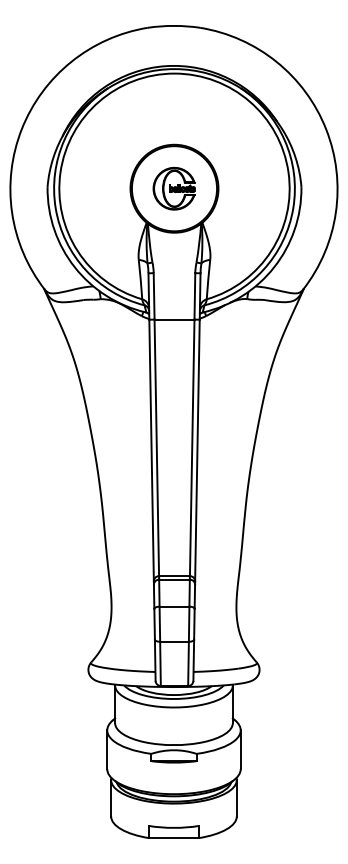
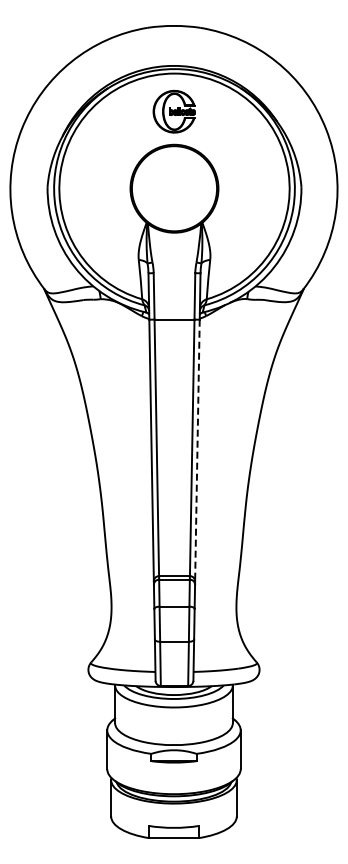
part position: (173, 188) -> (173, 111) (173, 111)
line: solid -> dashed (197, 450)
